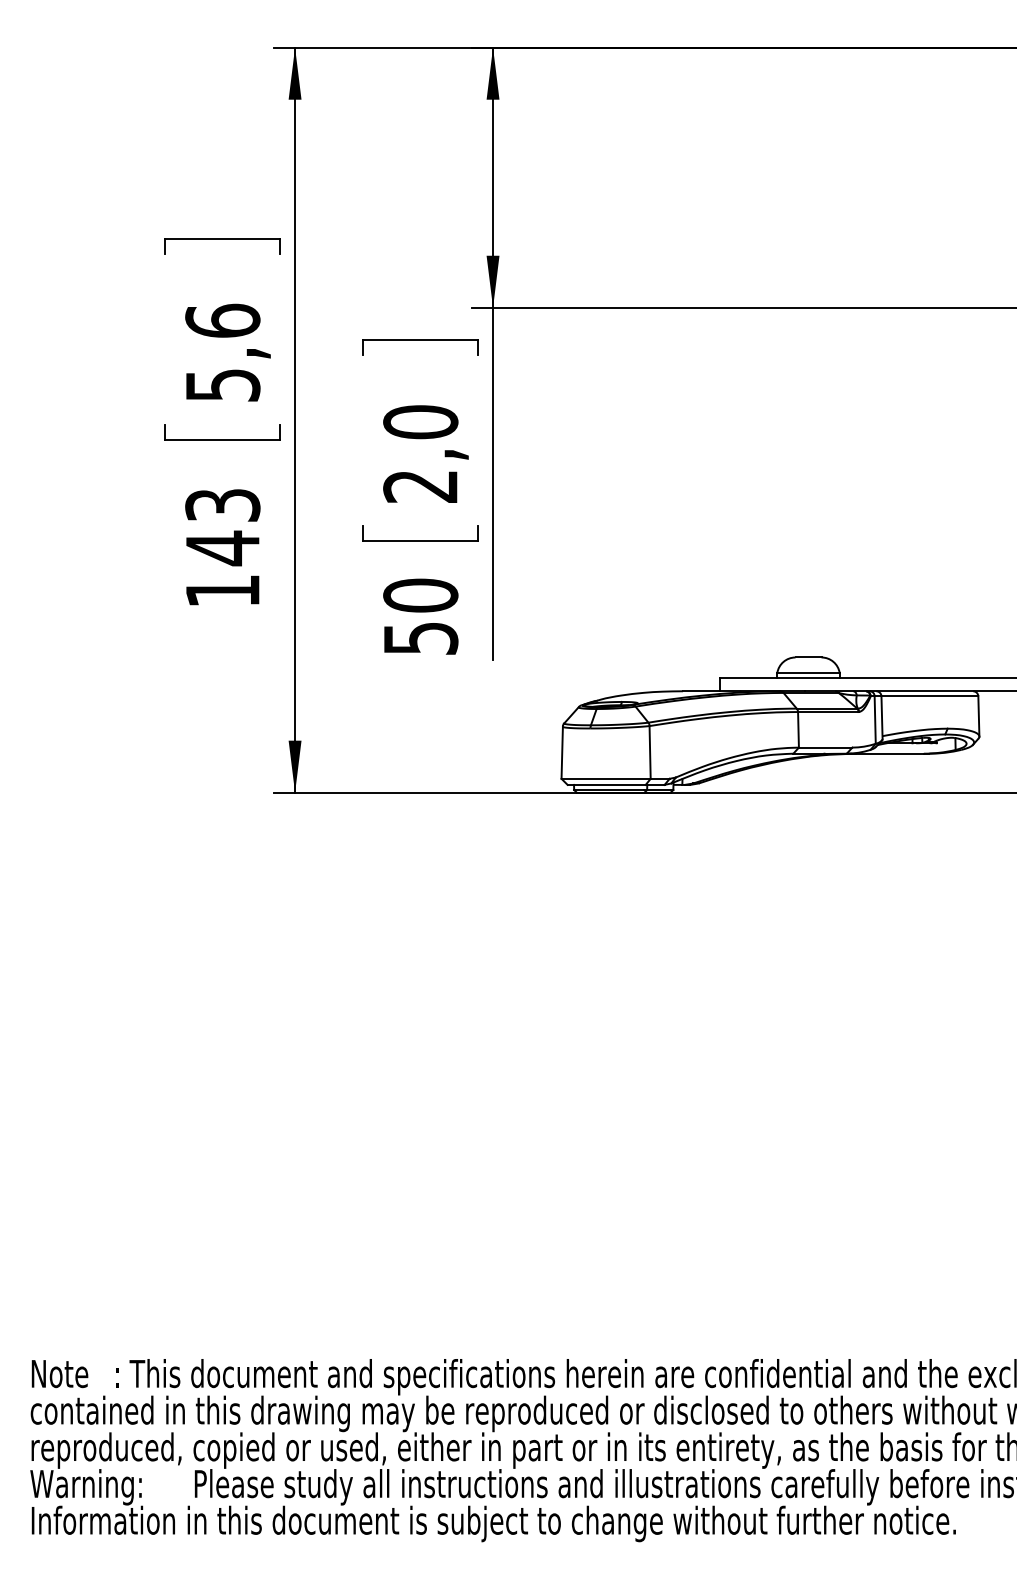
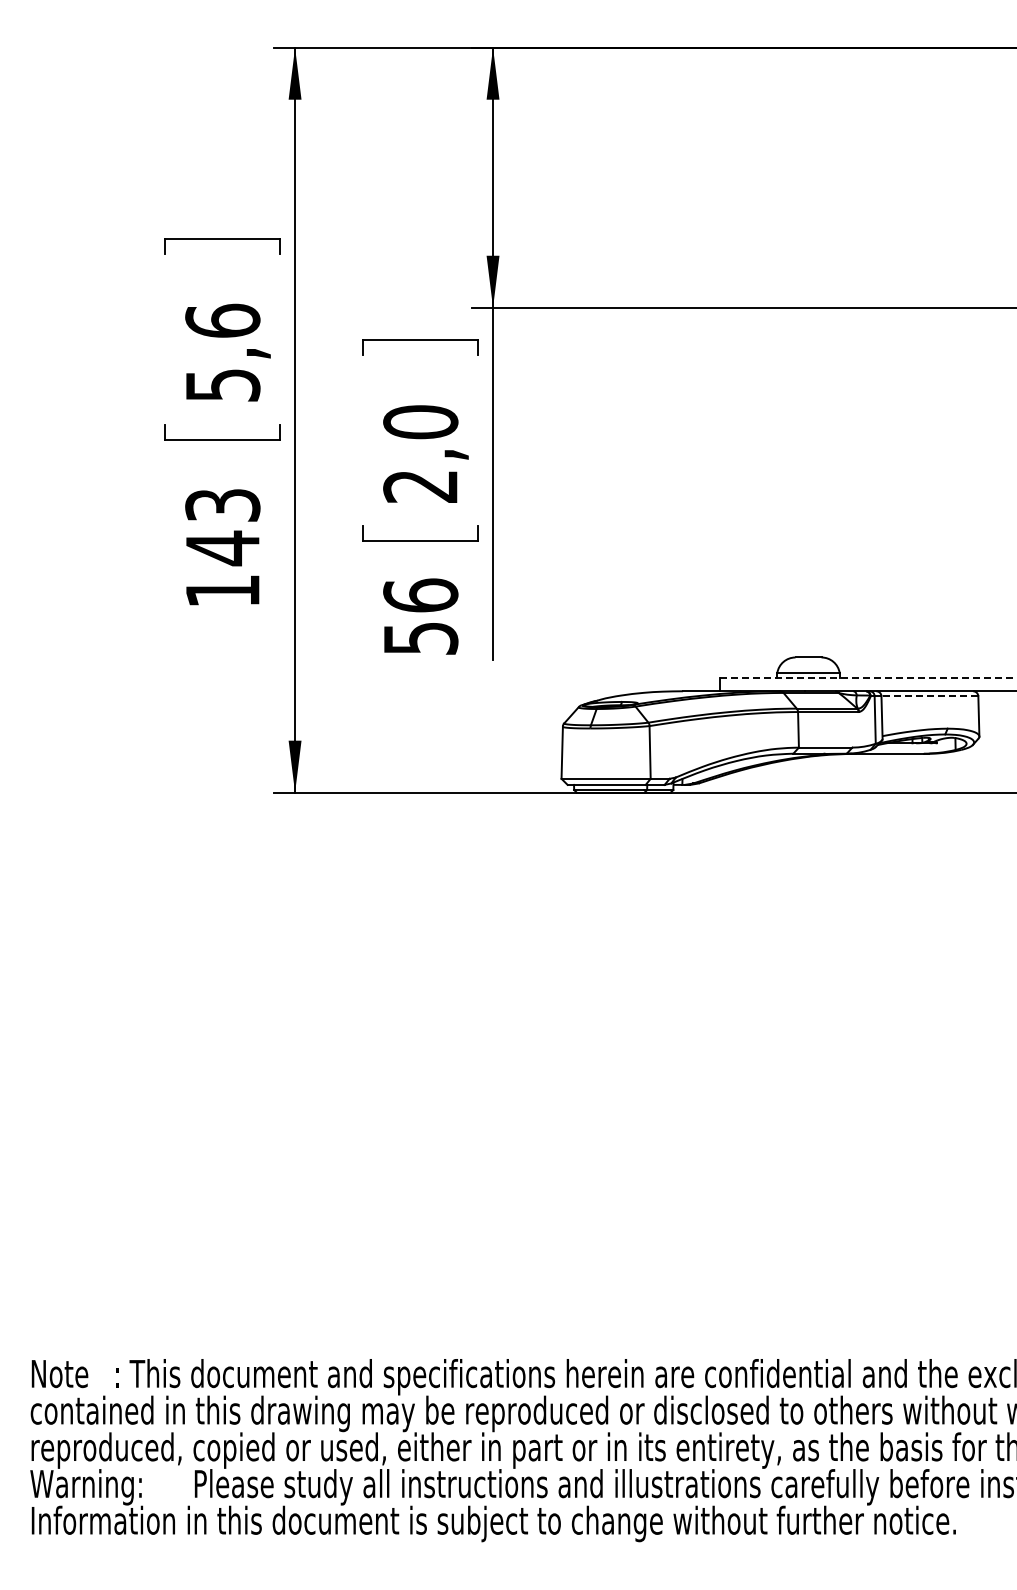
text: 50 -> 56 (420, 595)
line: solid -> dashed (868, 678)
line: solid -> dashed (929, 696)
